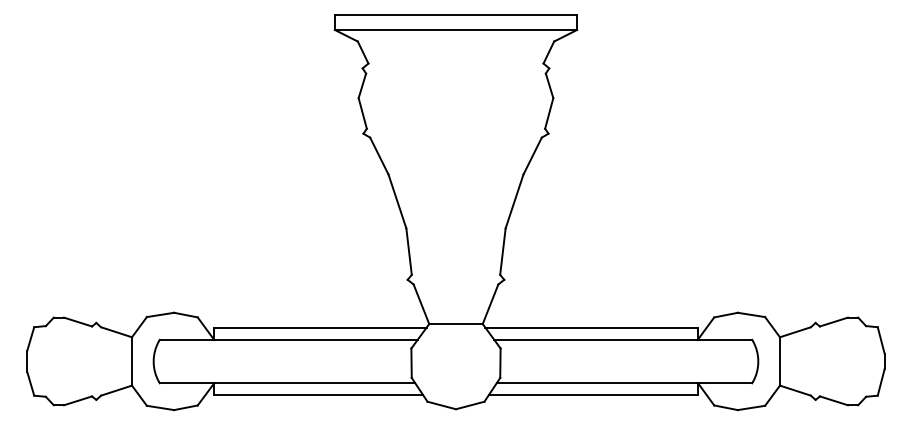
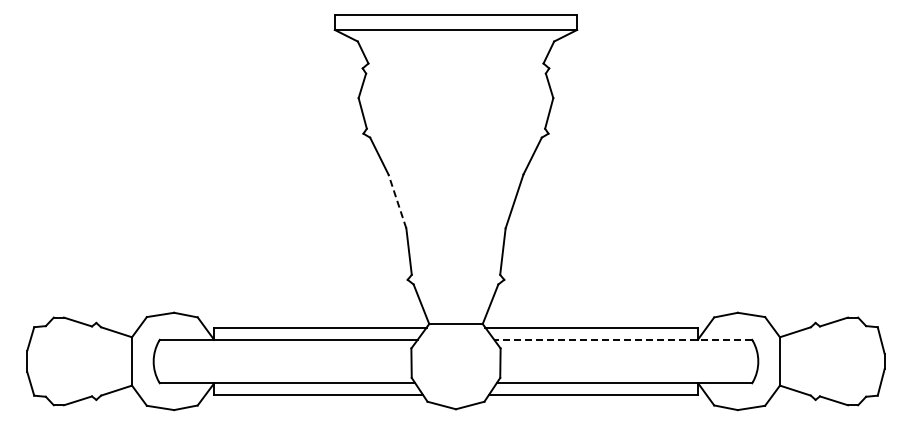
line: solid -> dashed (397, 201)
line: solid -> dashed (623, 339)
